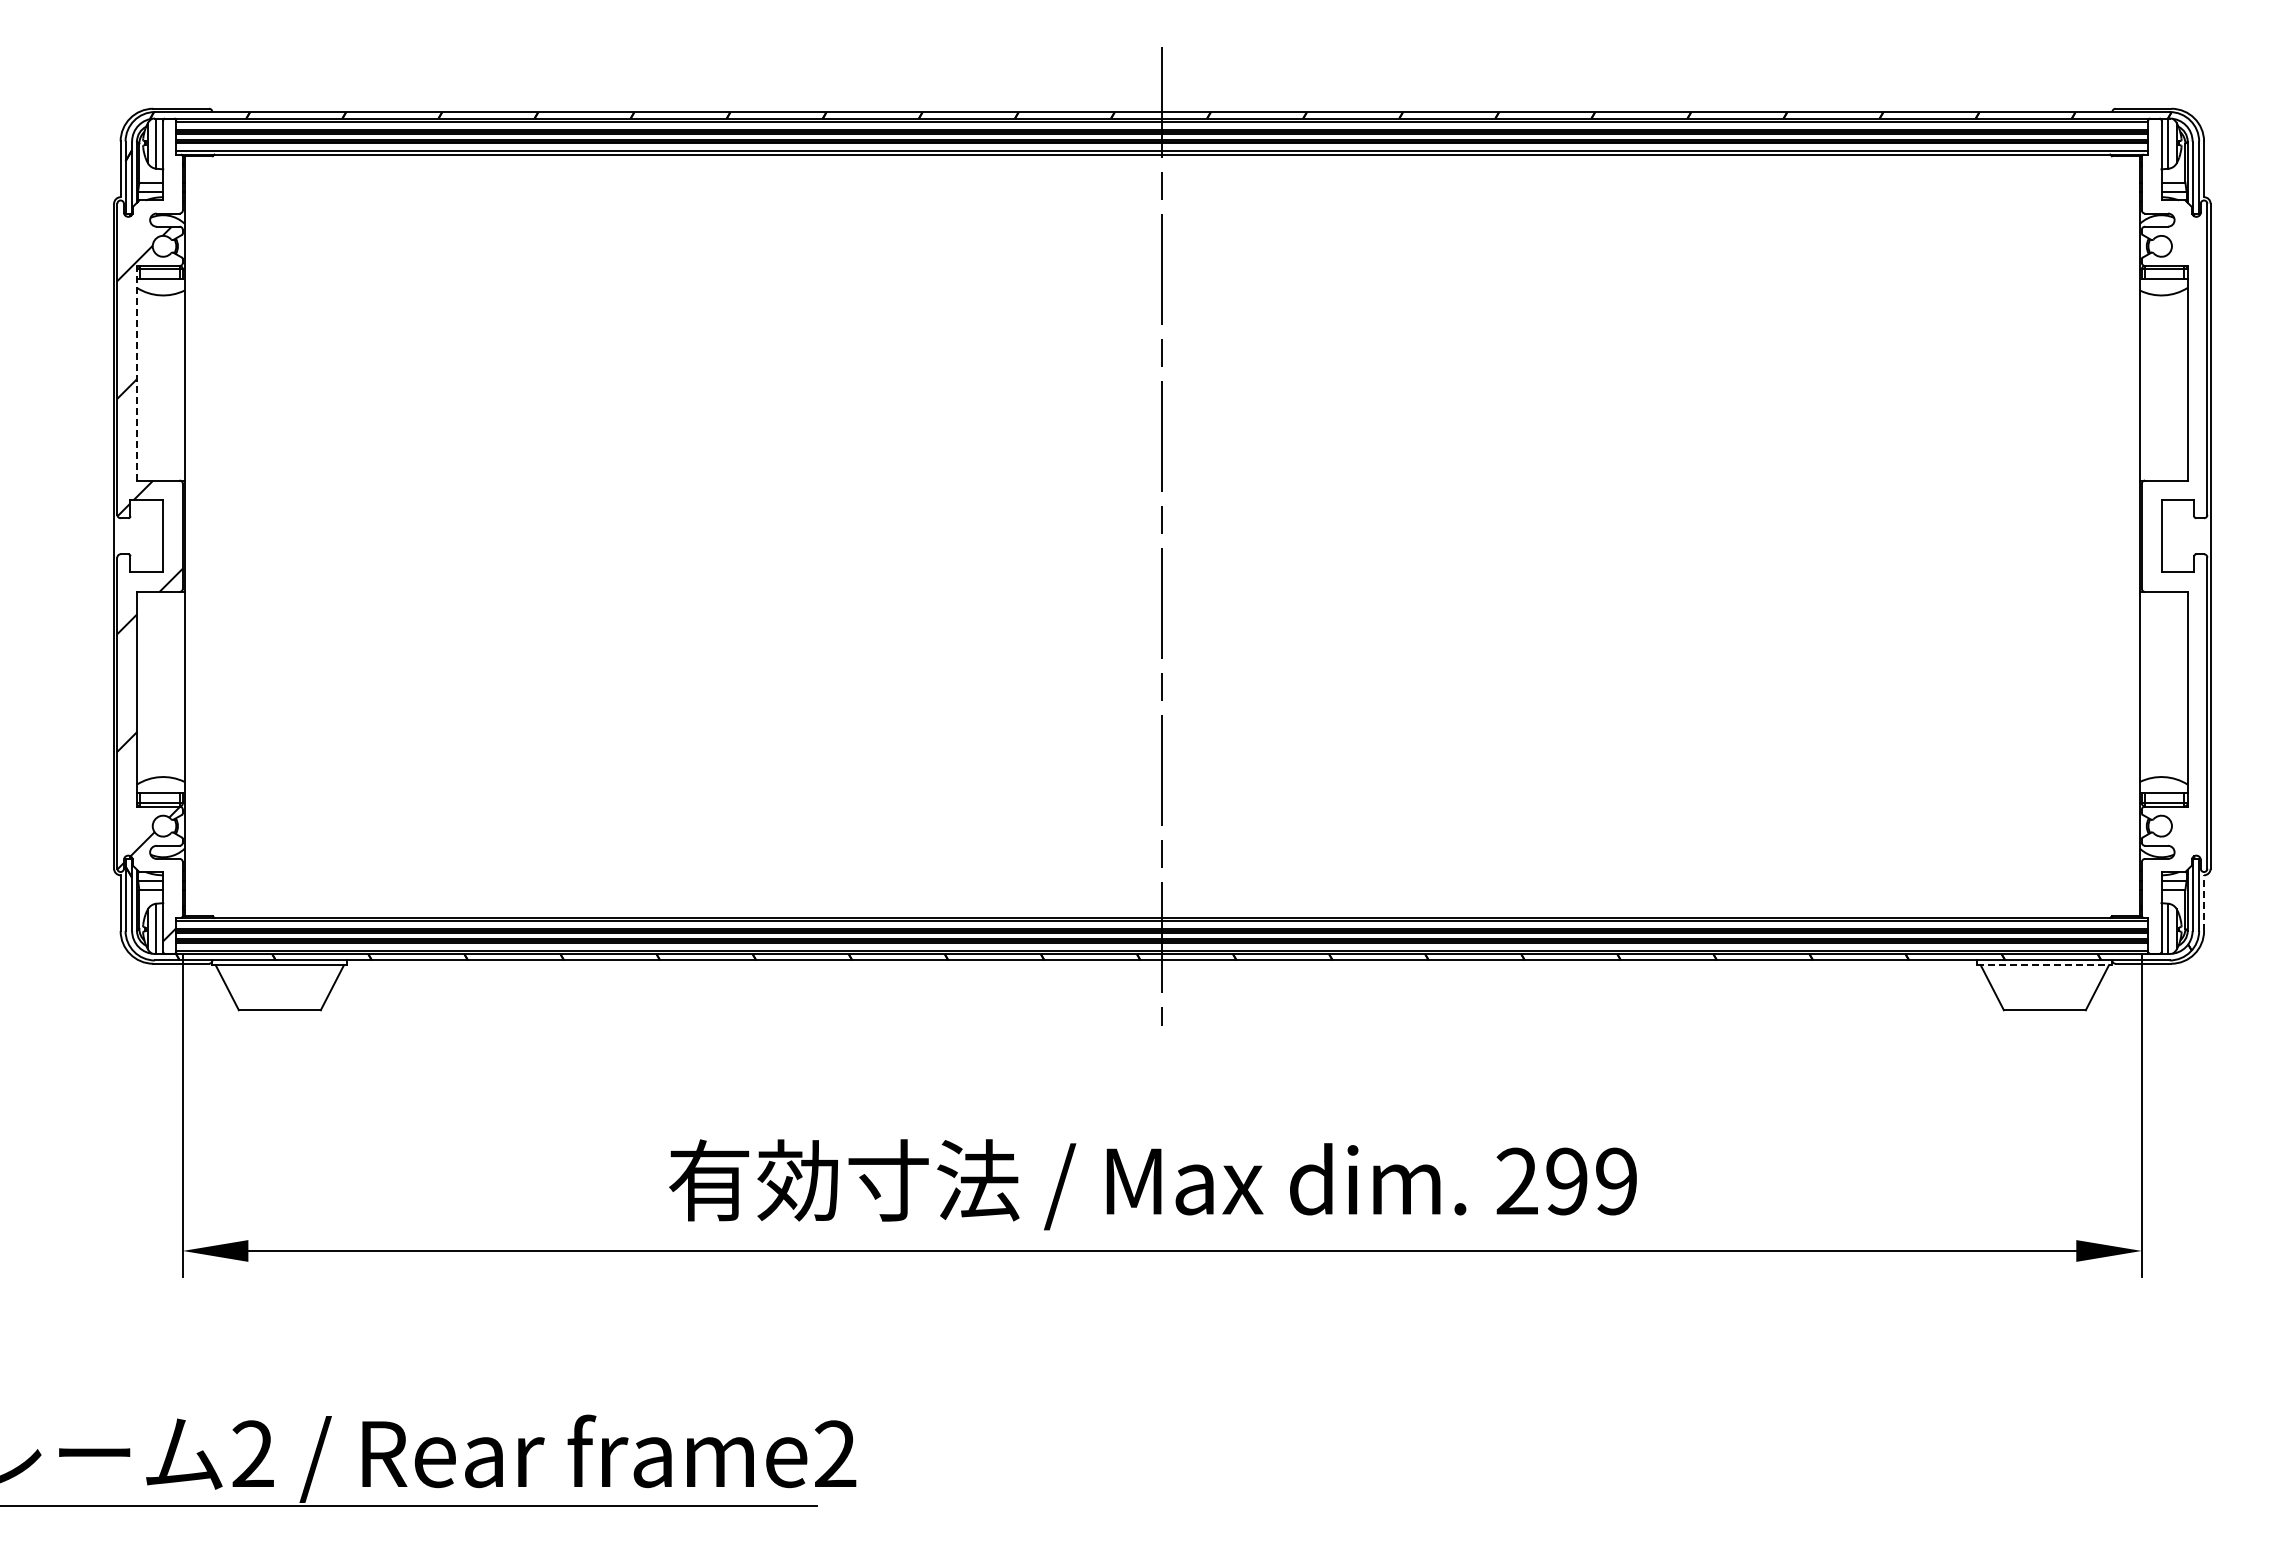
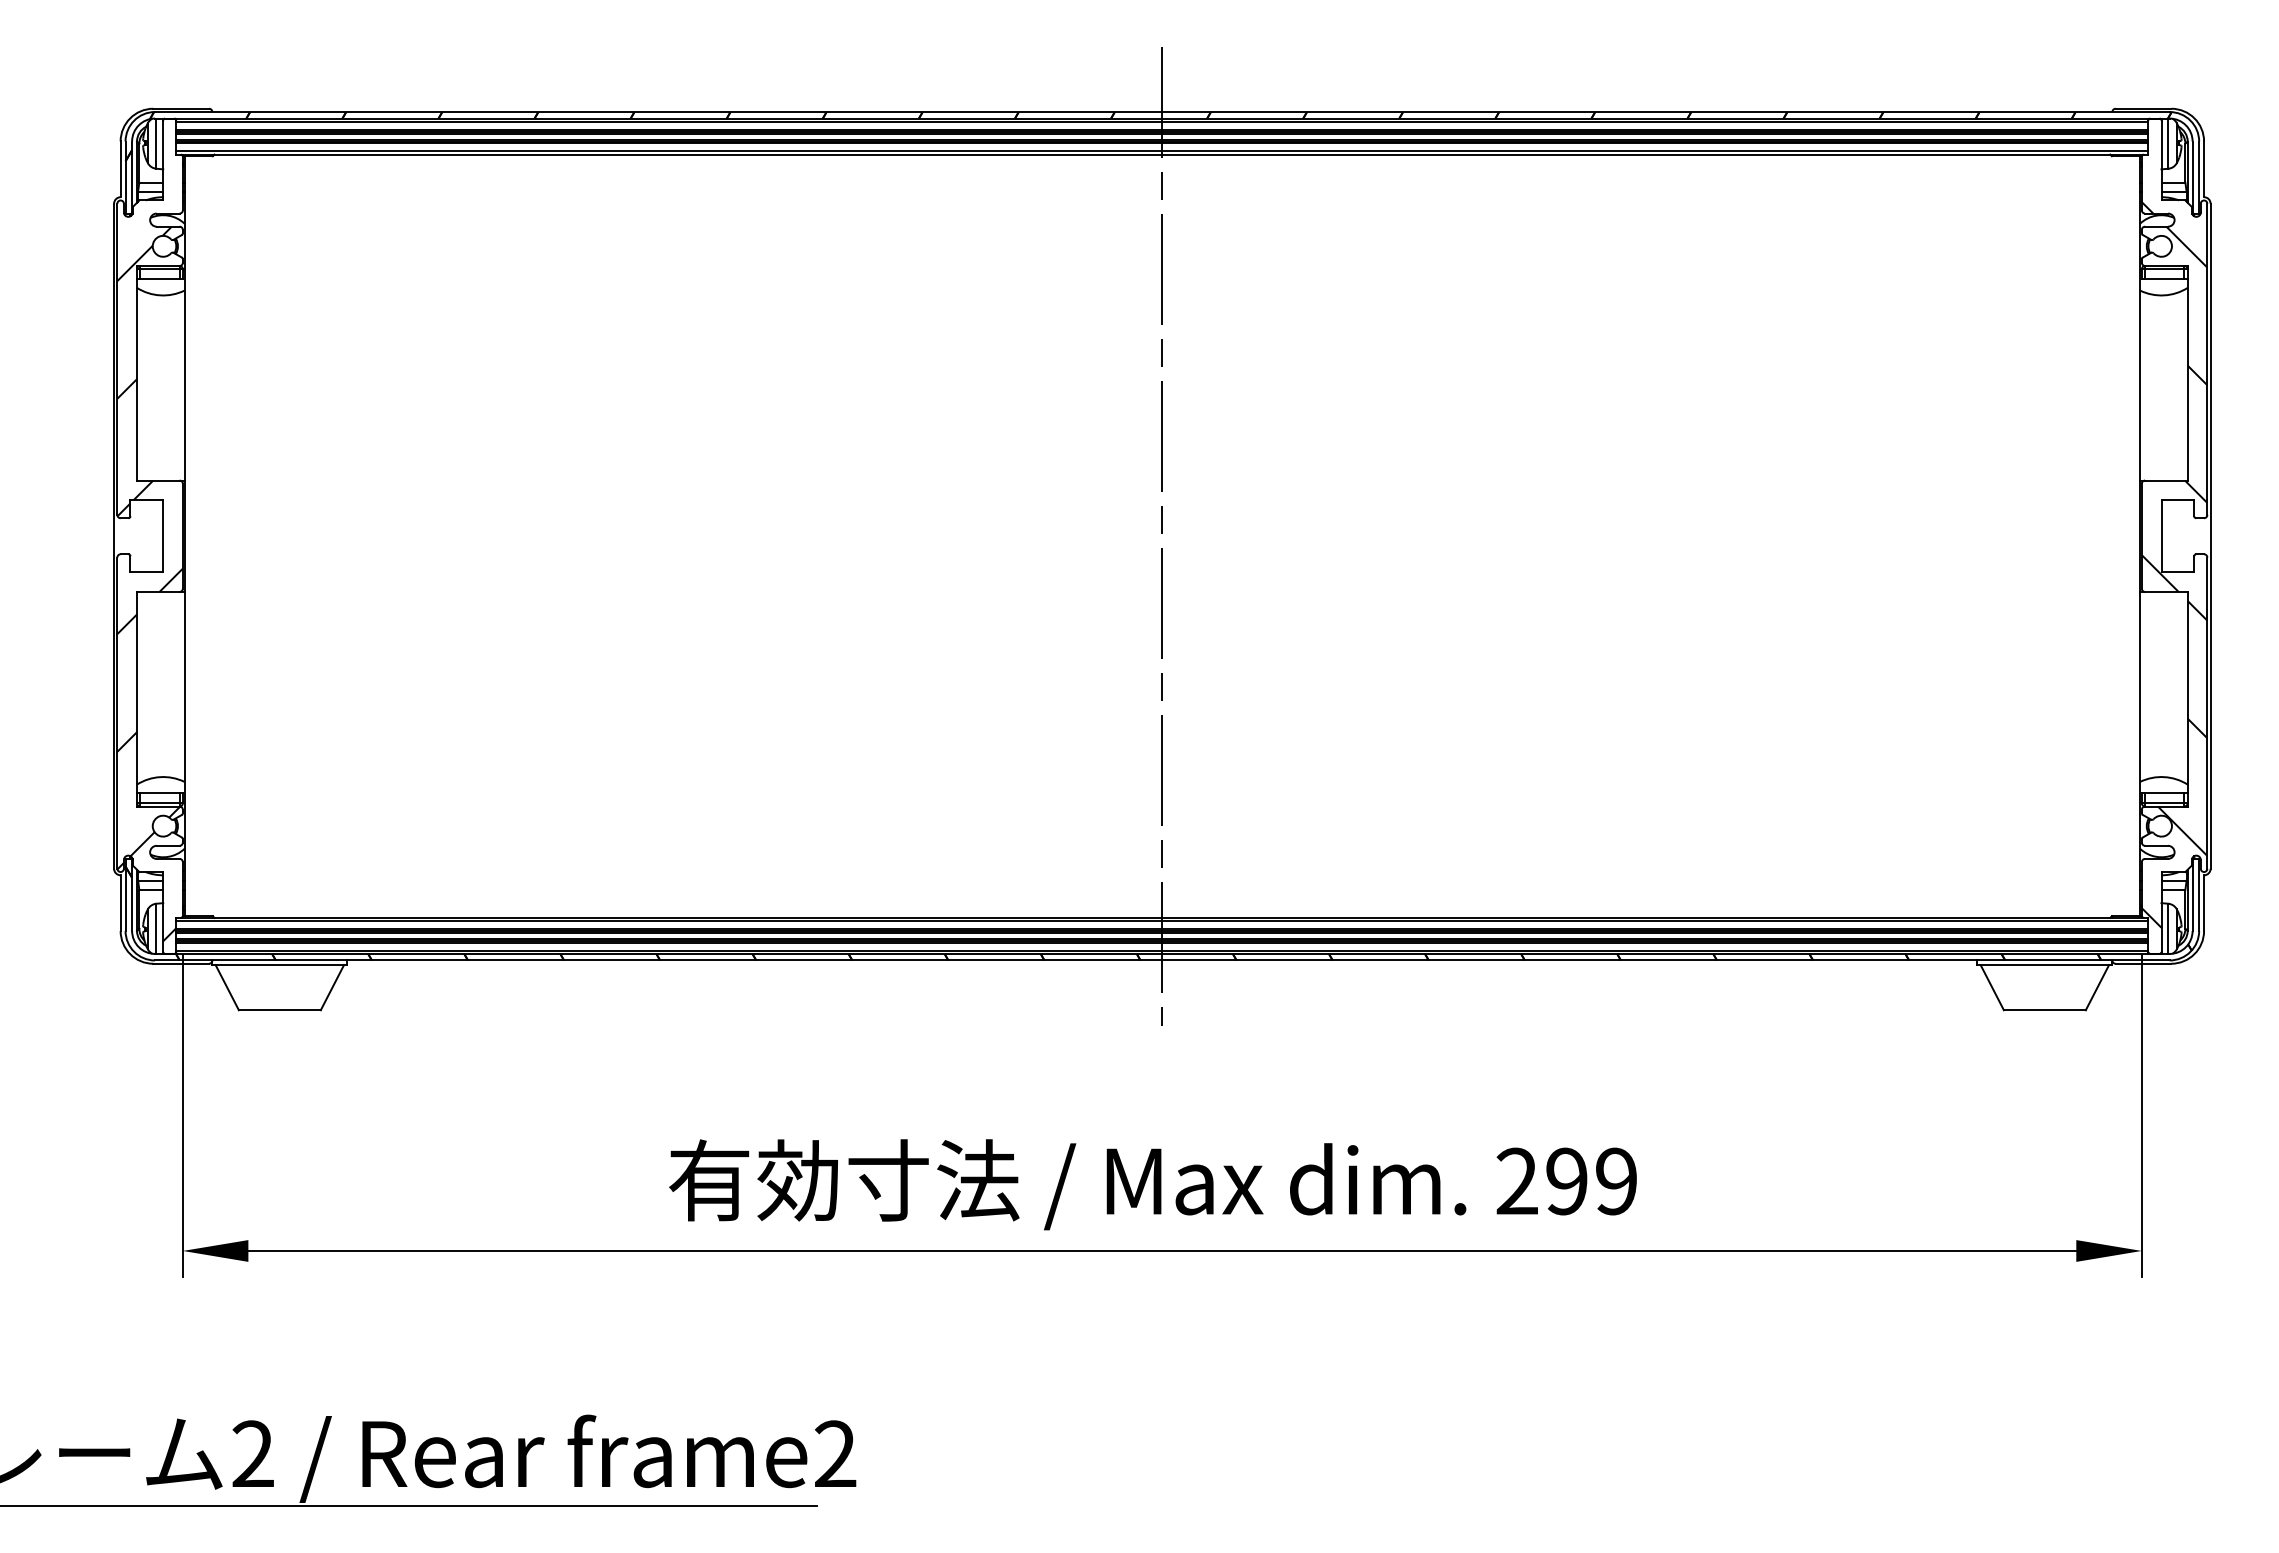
line: dashed -> solid (137, 372)
hatch: none -> present (2174, 564)
line: dashed -> solid (2204, 903)
line: dashed -> solid (2045, 965)
